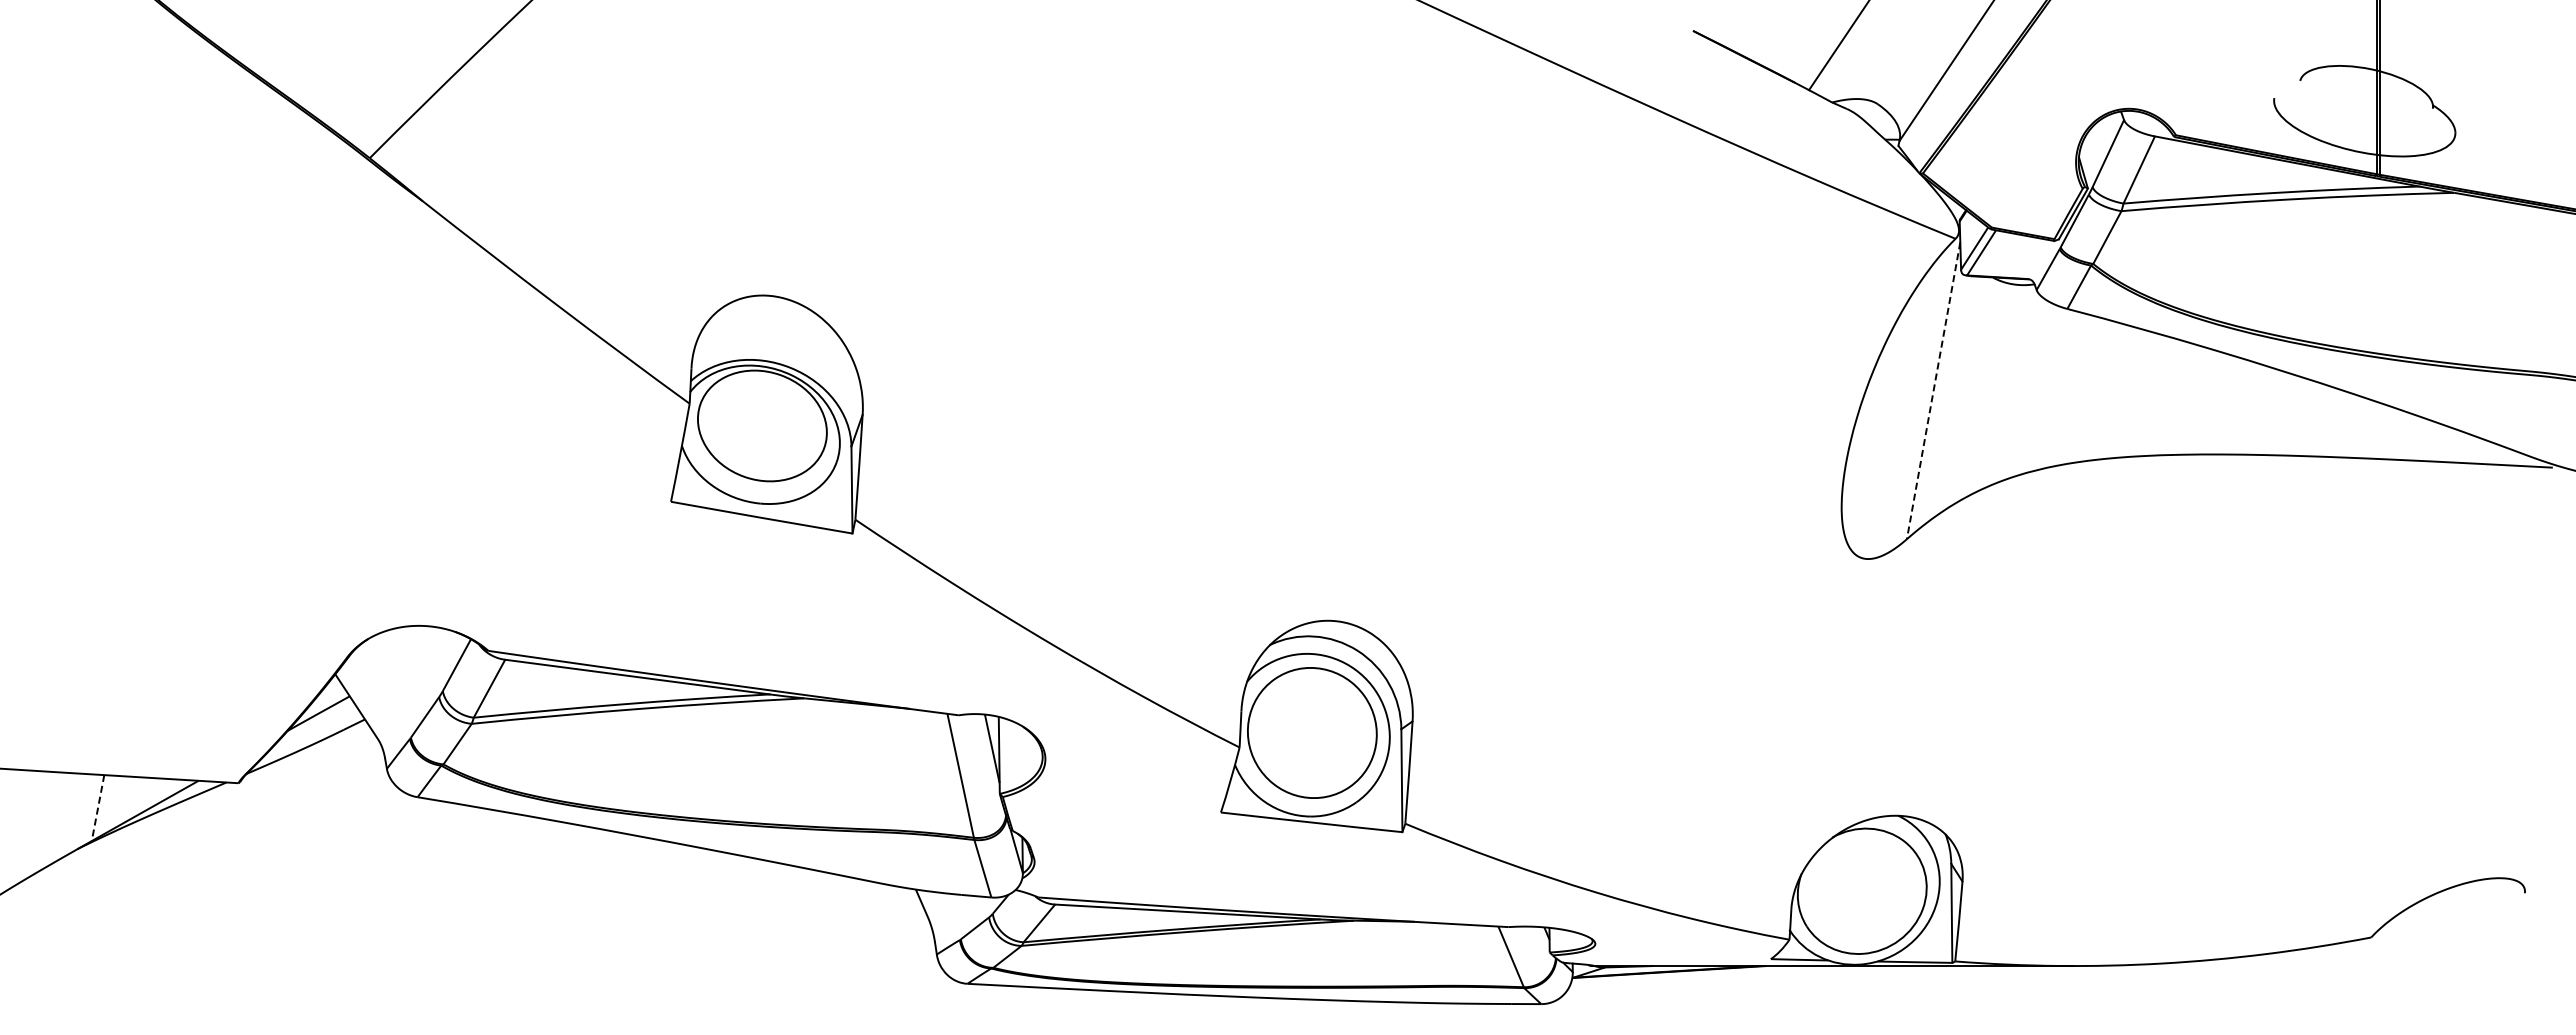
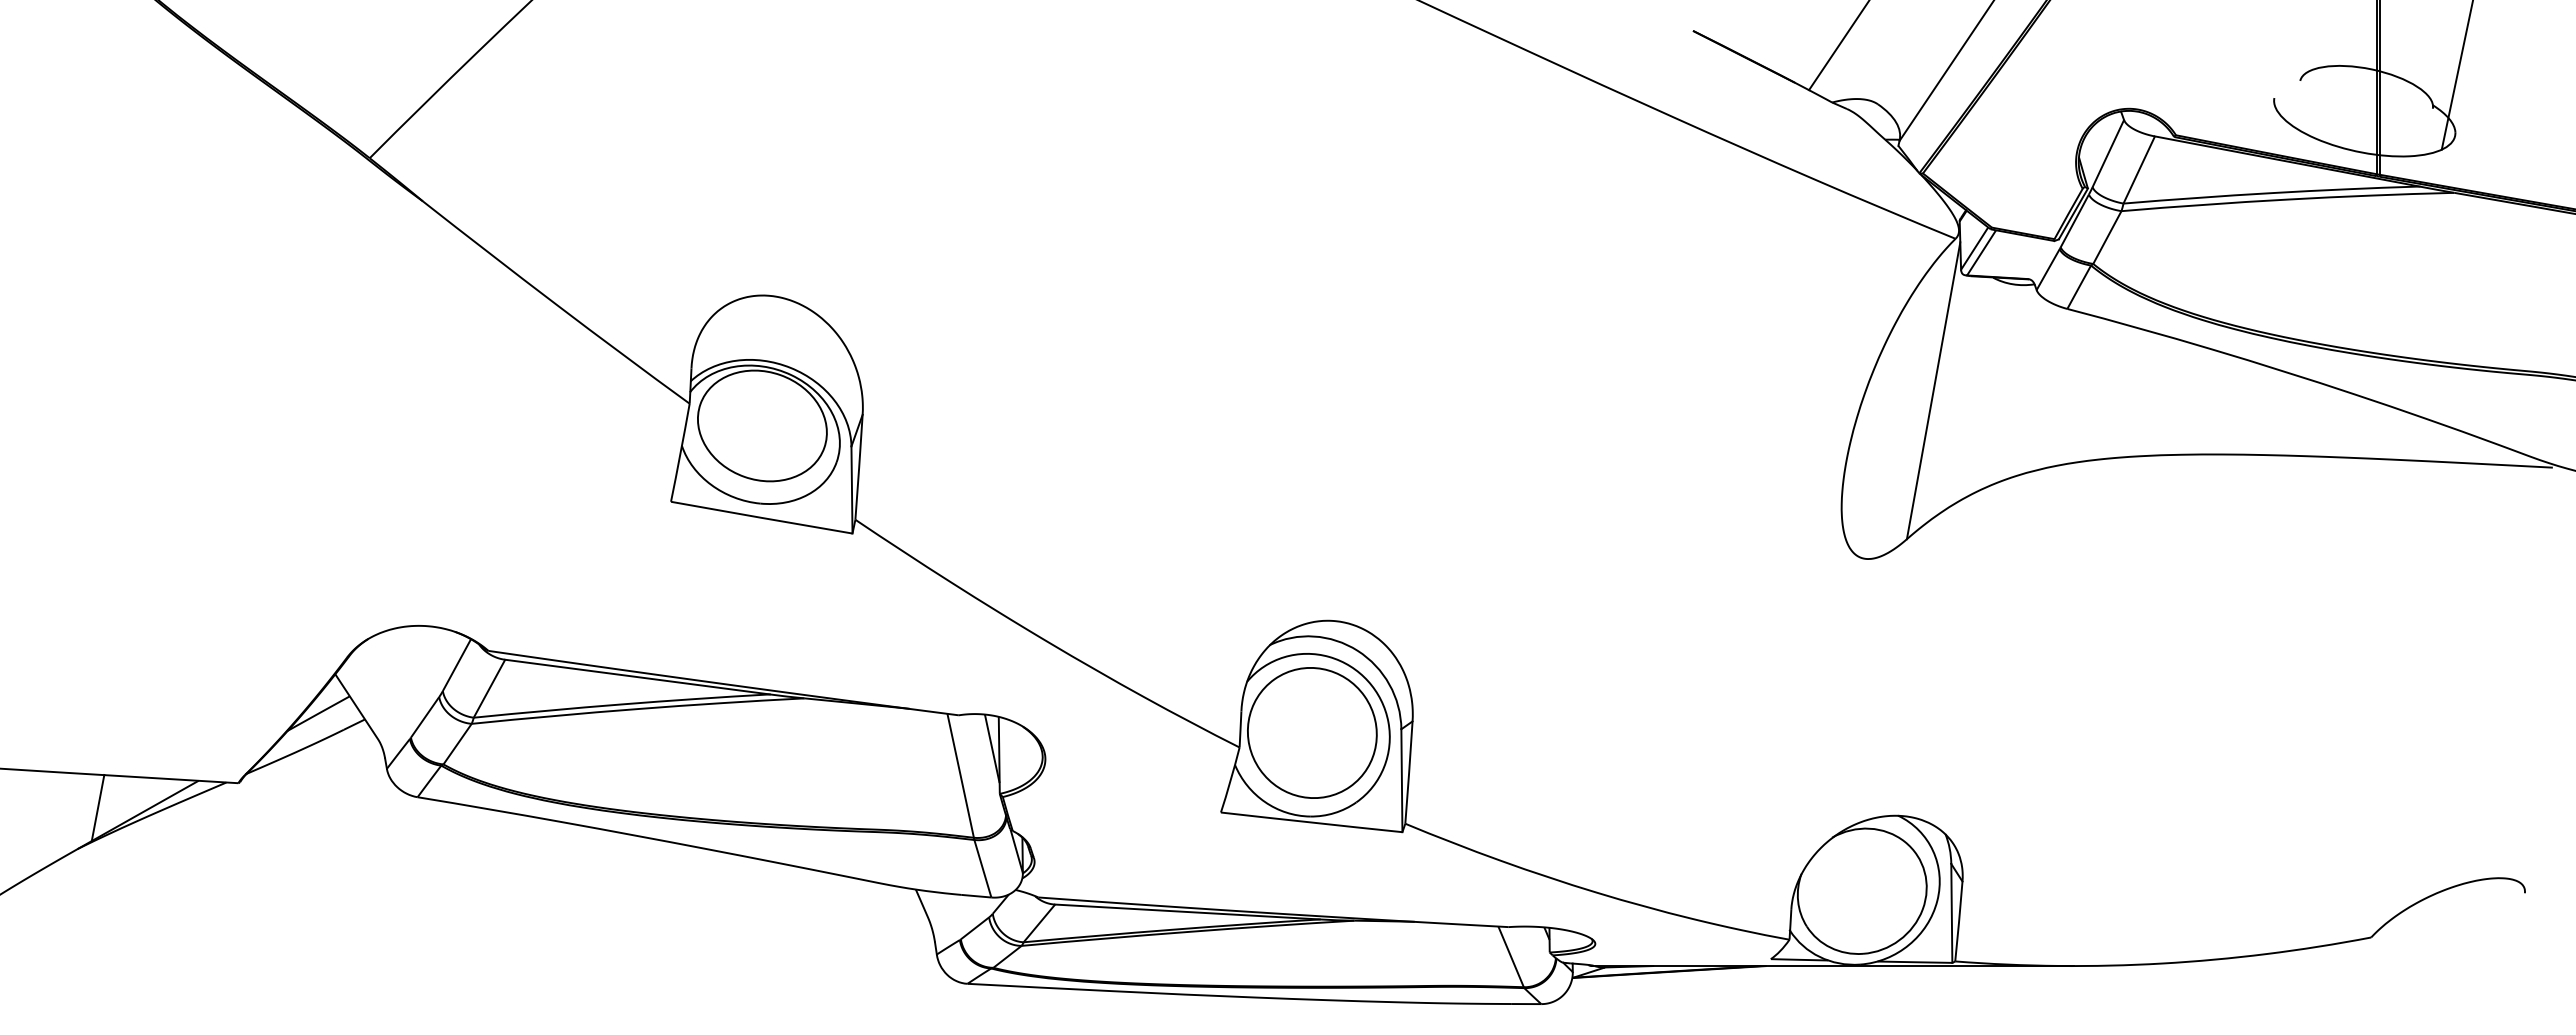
line: none -> present (2456, 75)
line: dashed -> solid (1933, 390)
line: dashed -> solid (98, 808)
